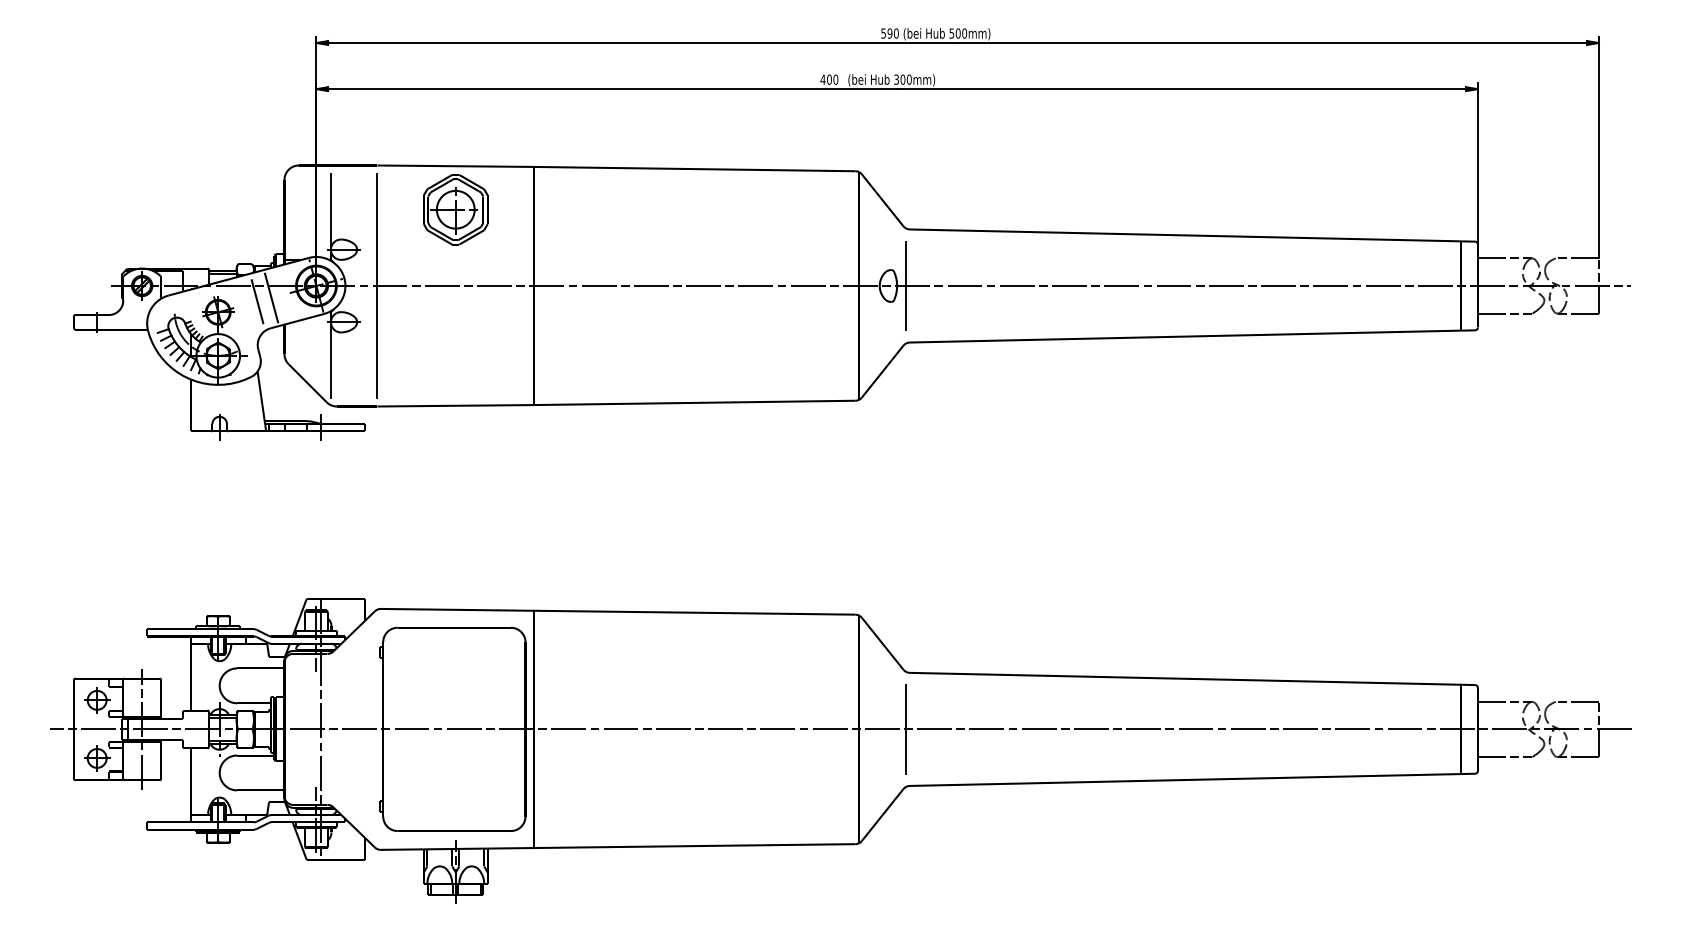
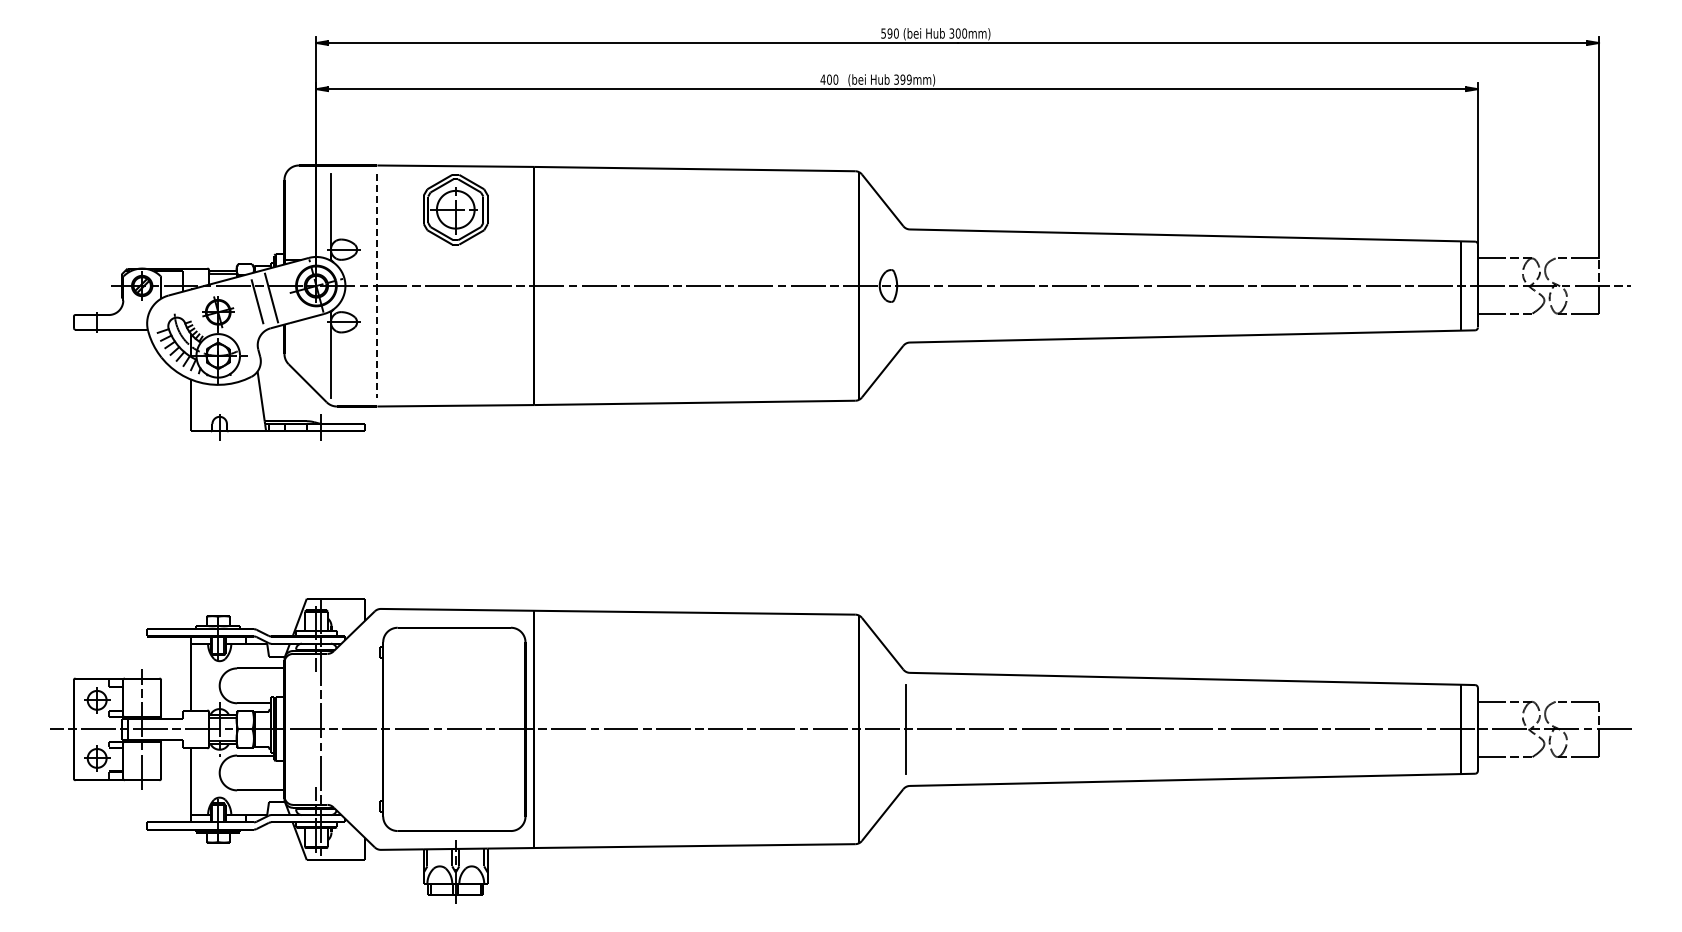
text: 500mm) -> 300mm) (951, 32)
text: 300mm) -> 399mm) (905, 79)
line: present -> none (905, 285)
line: solid -> dashed (377, 286)
